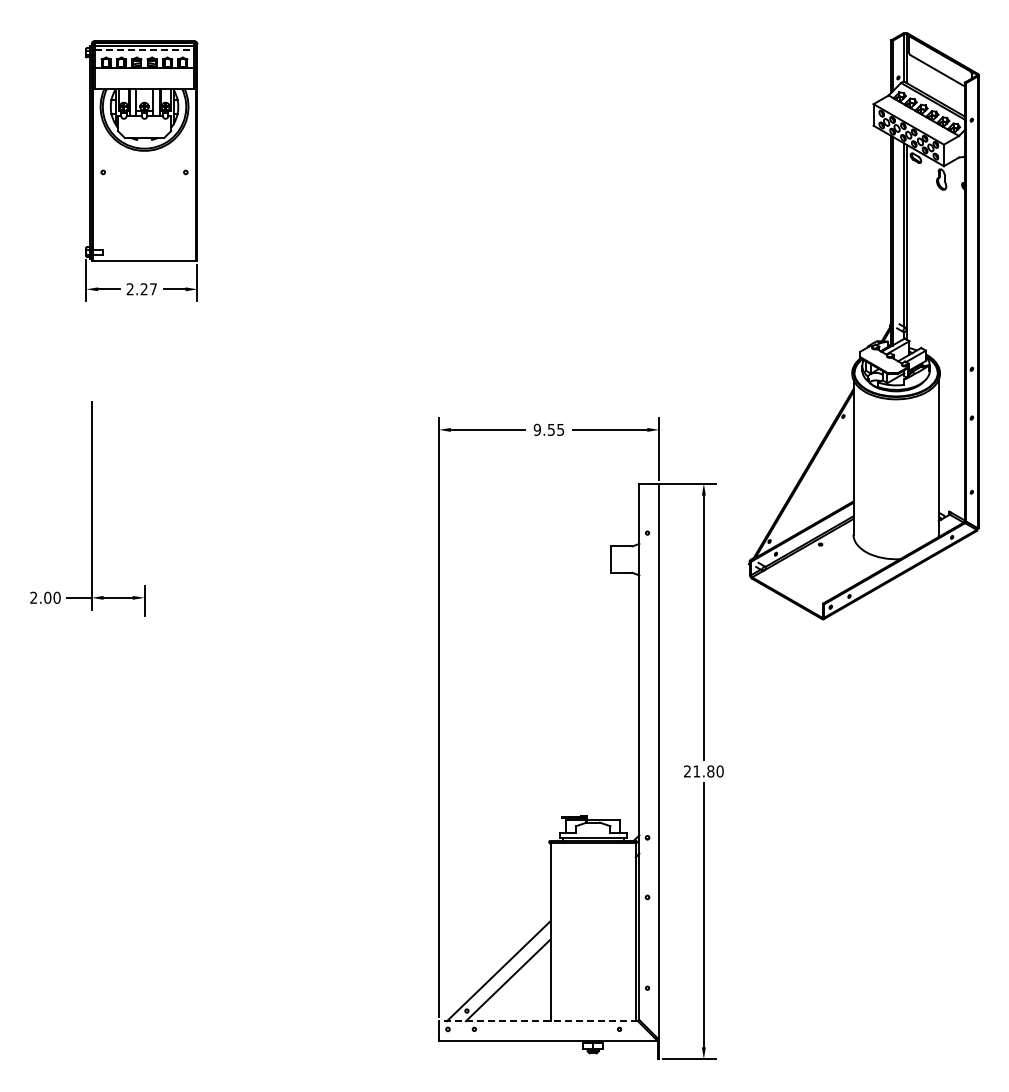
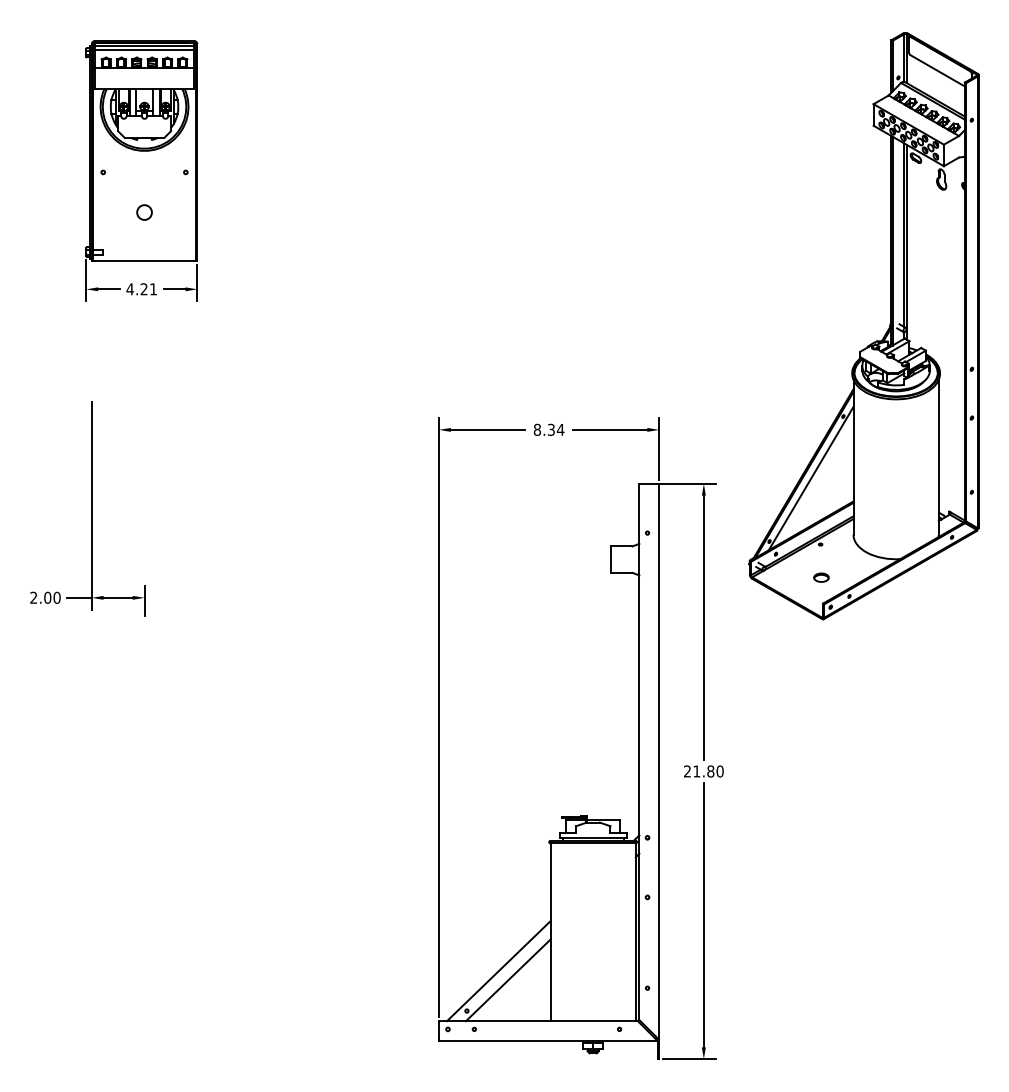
line: dashed -> solid (144, 50)
circle: none -> present (144, 212)
text: 2.27 -> 4.21 (141, 289)
text: 9.55 -> 8.34 (548, 429)
line: none -> present (810, 478)
part: none -> present (821, 577)
line: dashed -> solid (537, 1021)
